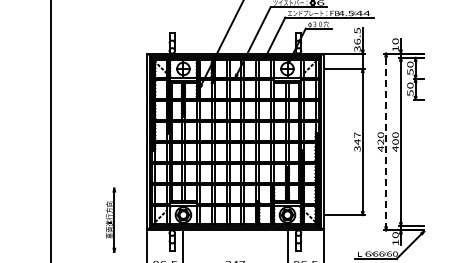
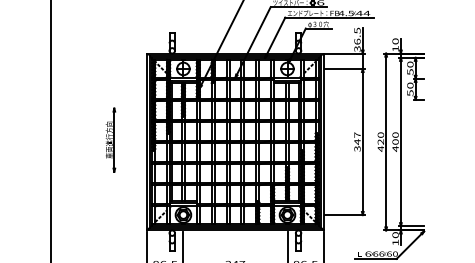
line: dashed -> solid (386, 141)
part position: (110, 219) -> (110, 139) (110, 139)
